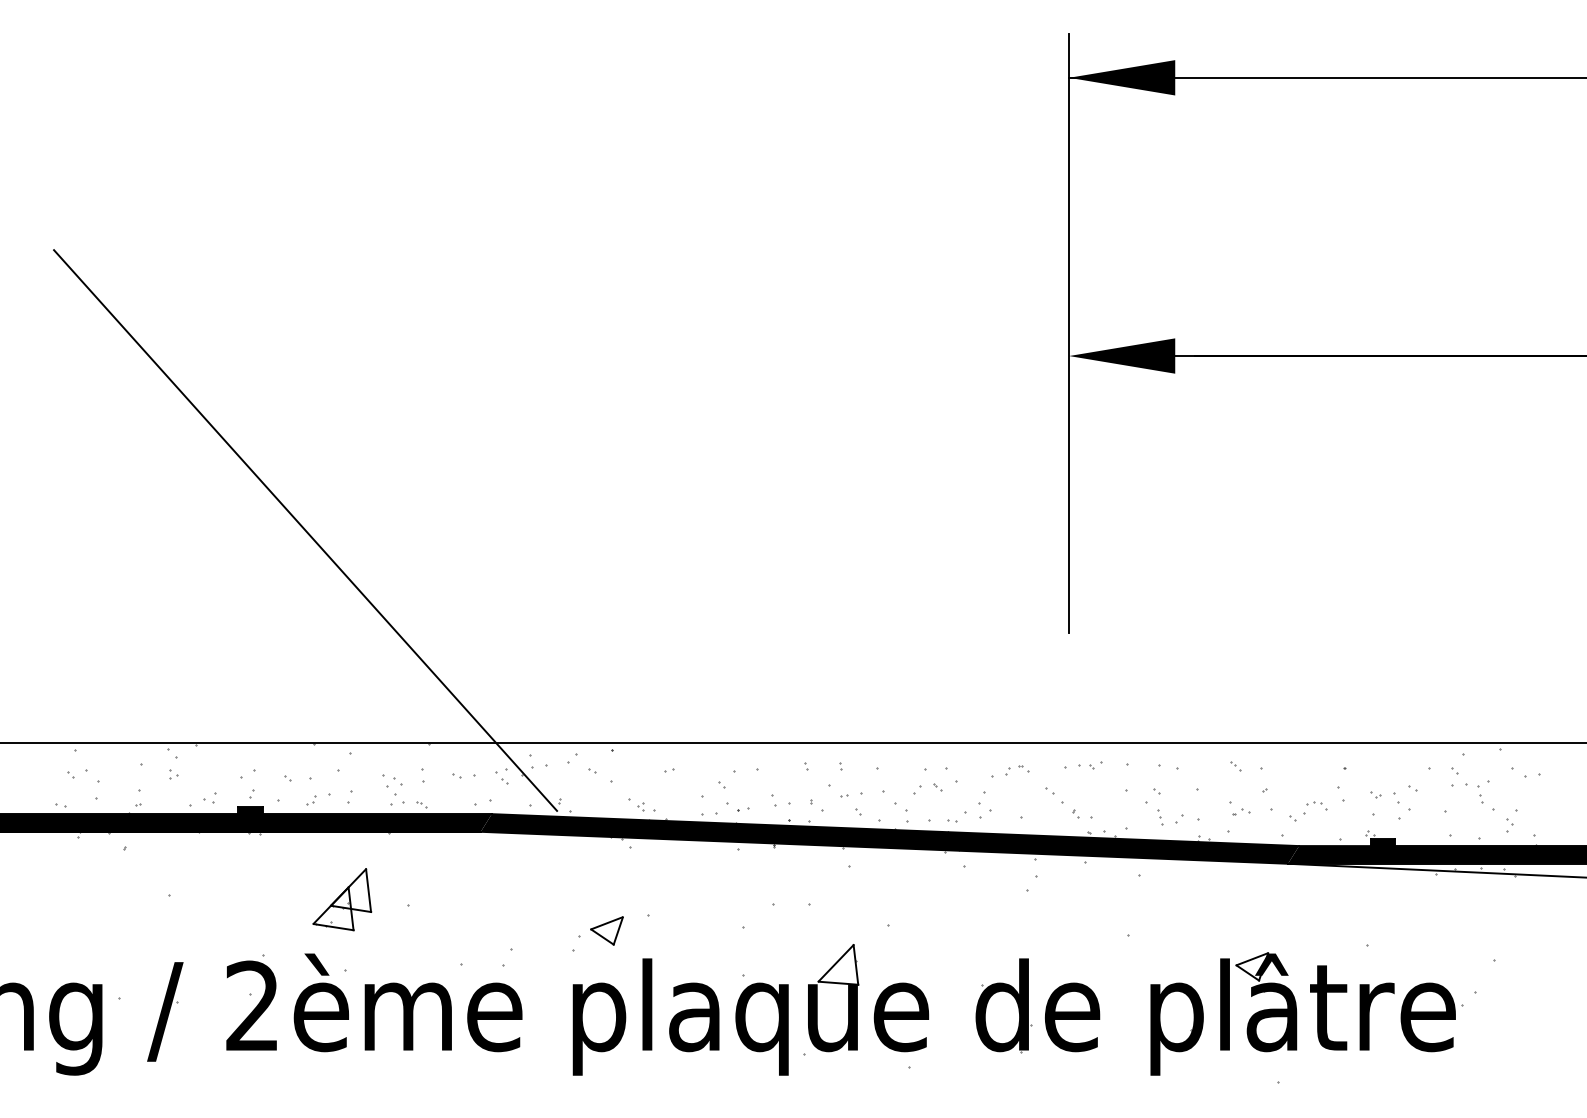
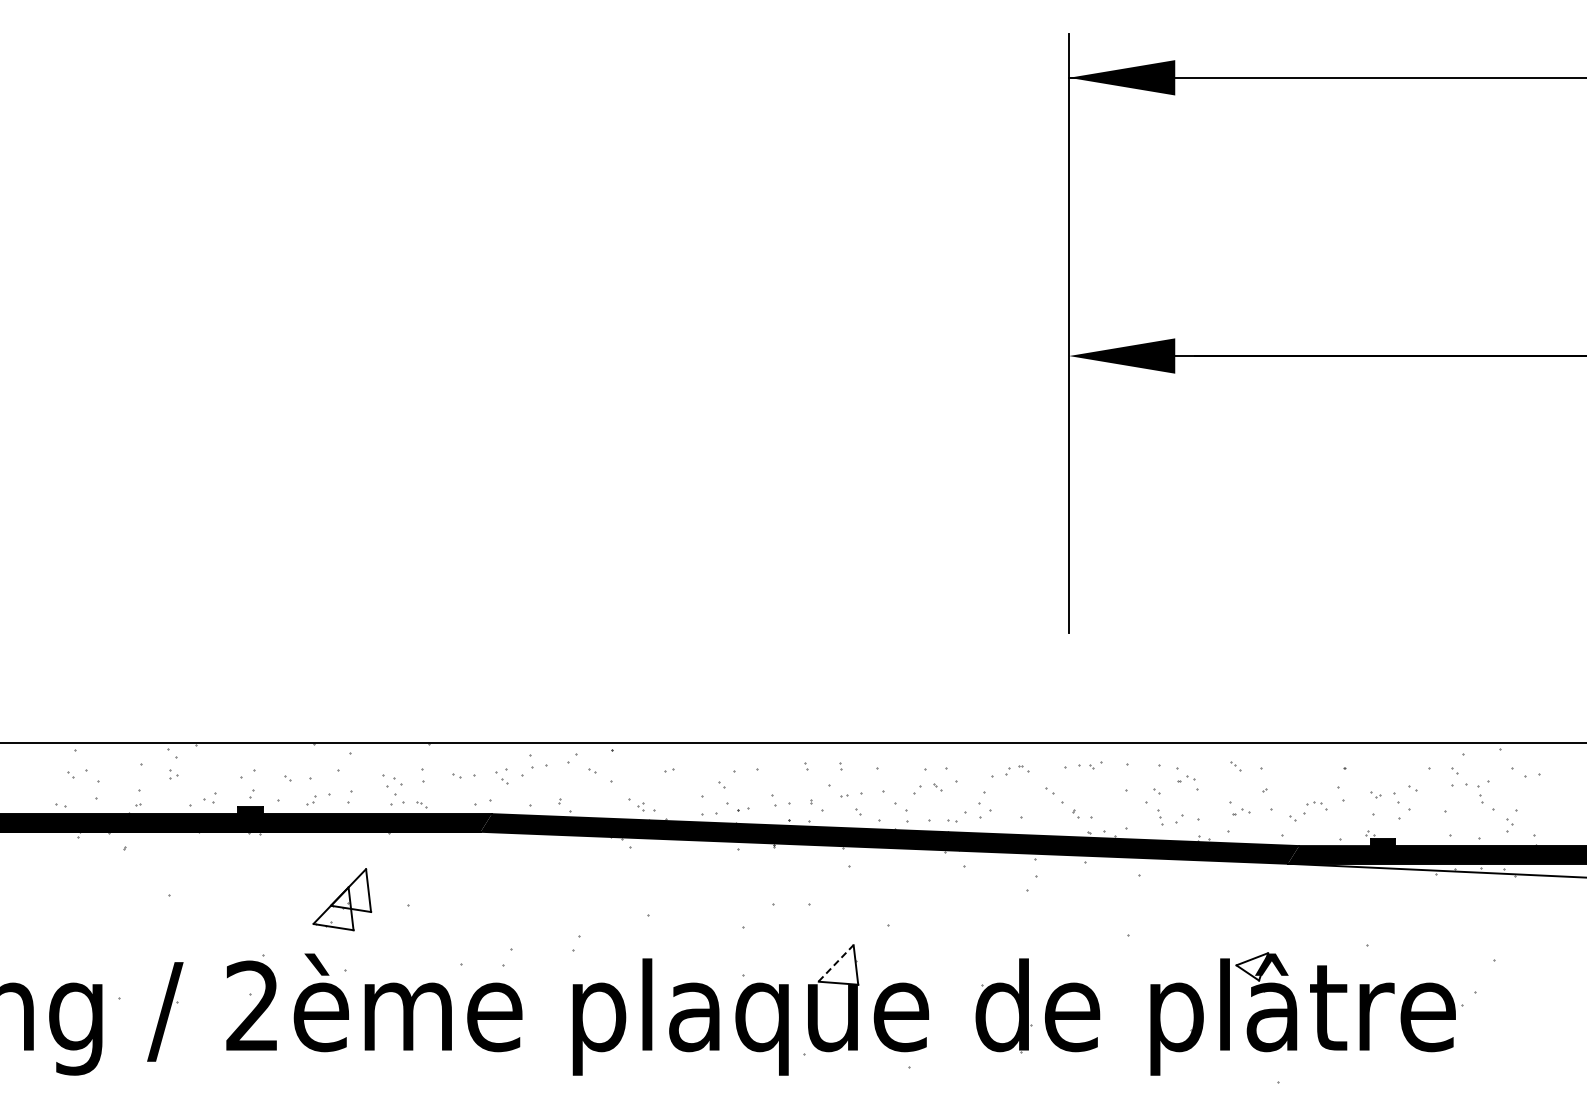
line: present -> none (305, 530)
part: none -> present (1186, 778)
part: present -> none (606, 930)
line: solid -> dashed (836, 962)
